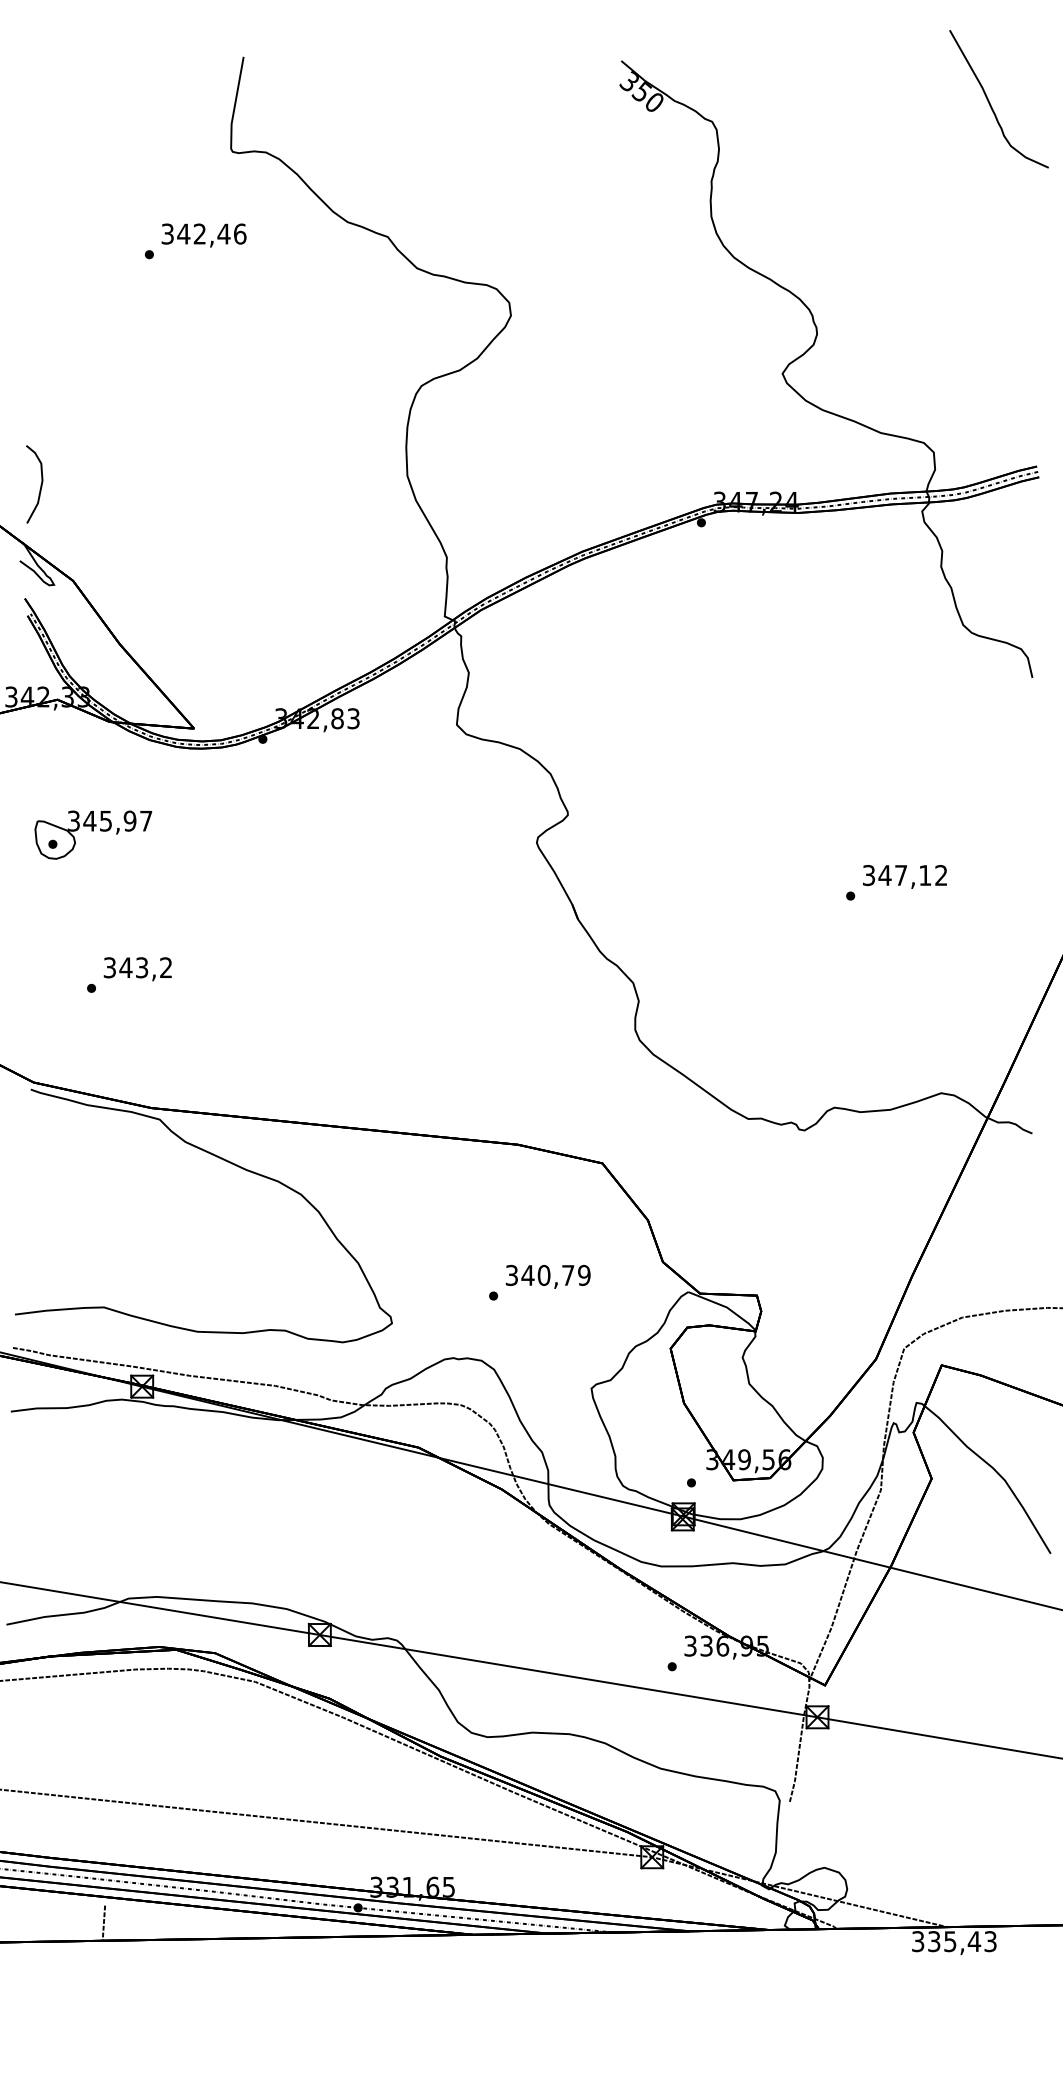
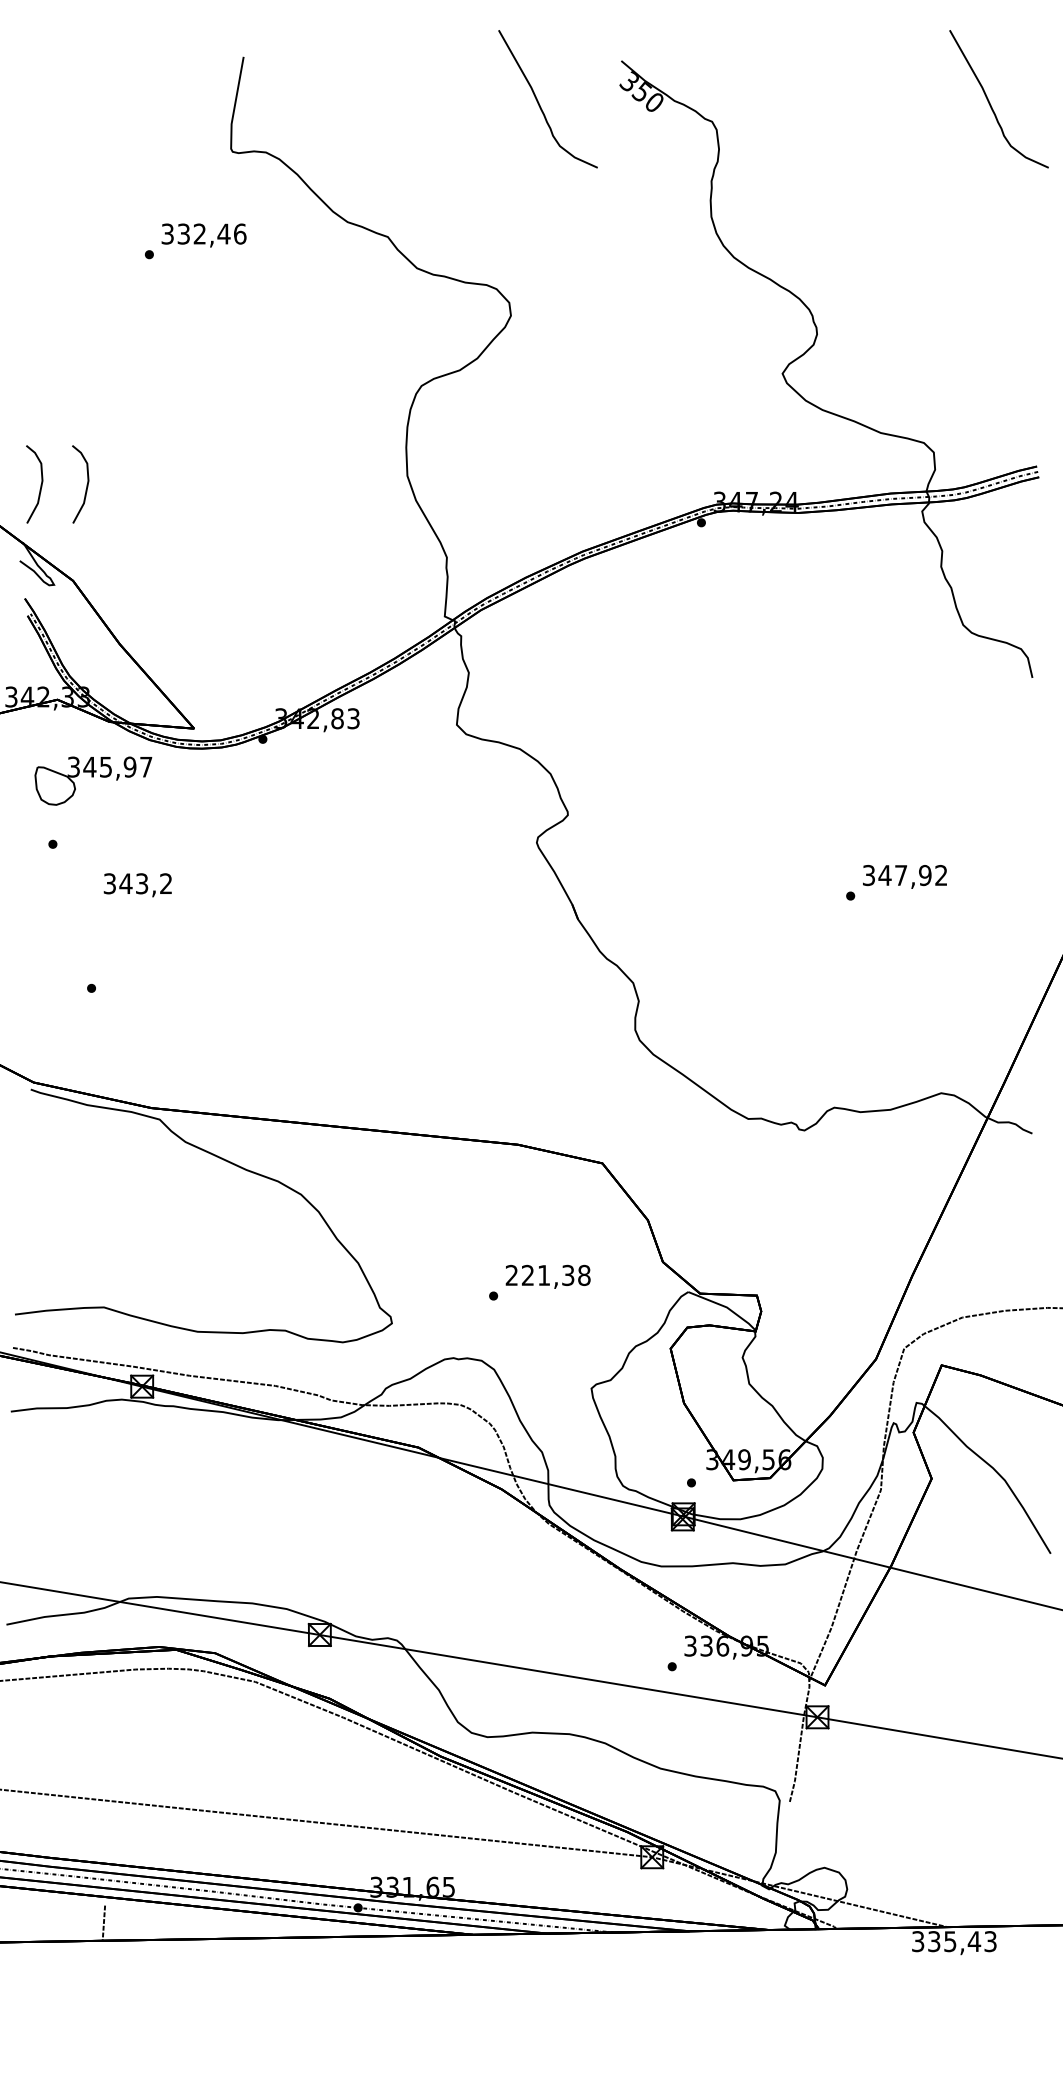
curve: none -> present (539, 102)
text: 342,46 -> 332,46 (183, 233)
curve: none -> present (86, 484)
part position: (93, 834) -> (93, 780) (93, 780)
text: 347,12 -> 347,92 (925, 875)
text position: (137, 969) -> (137, 885) (137, 885)
text: 340,79 -> 221,38 (547, 1275)
